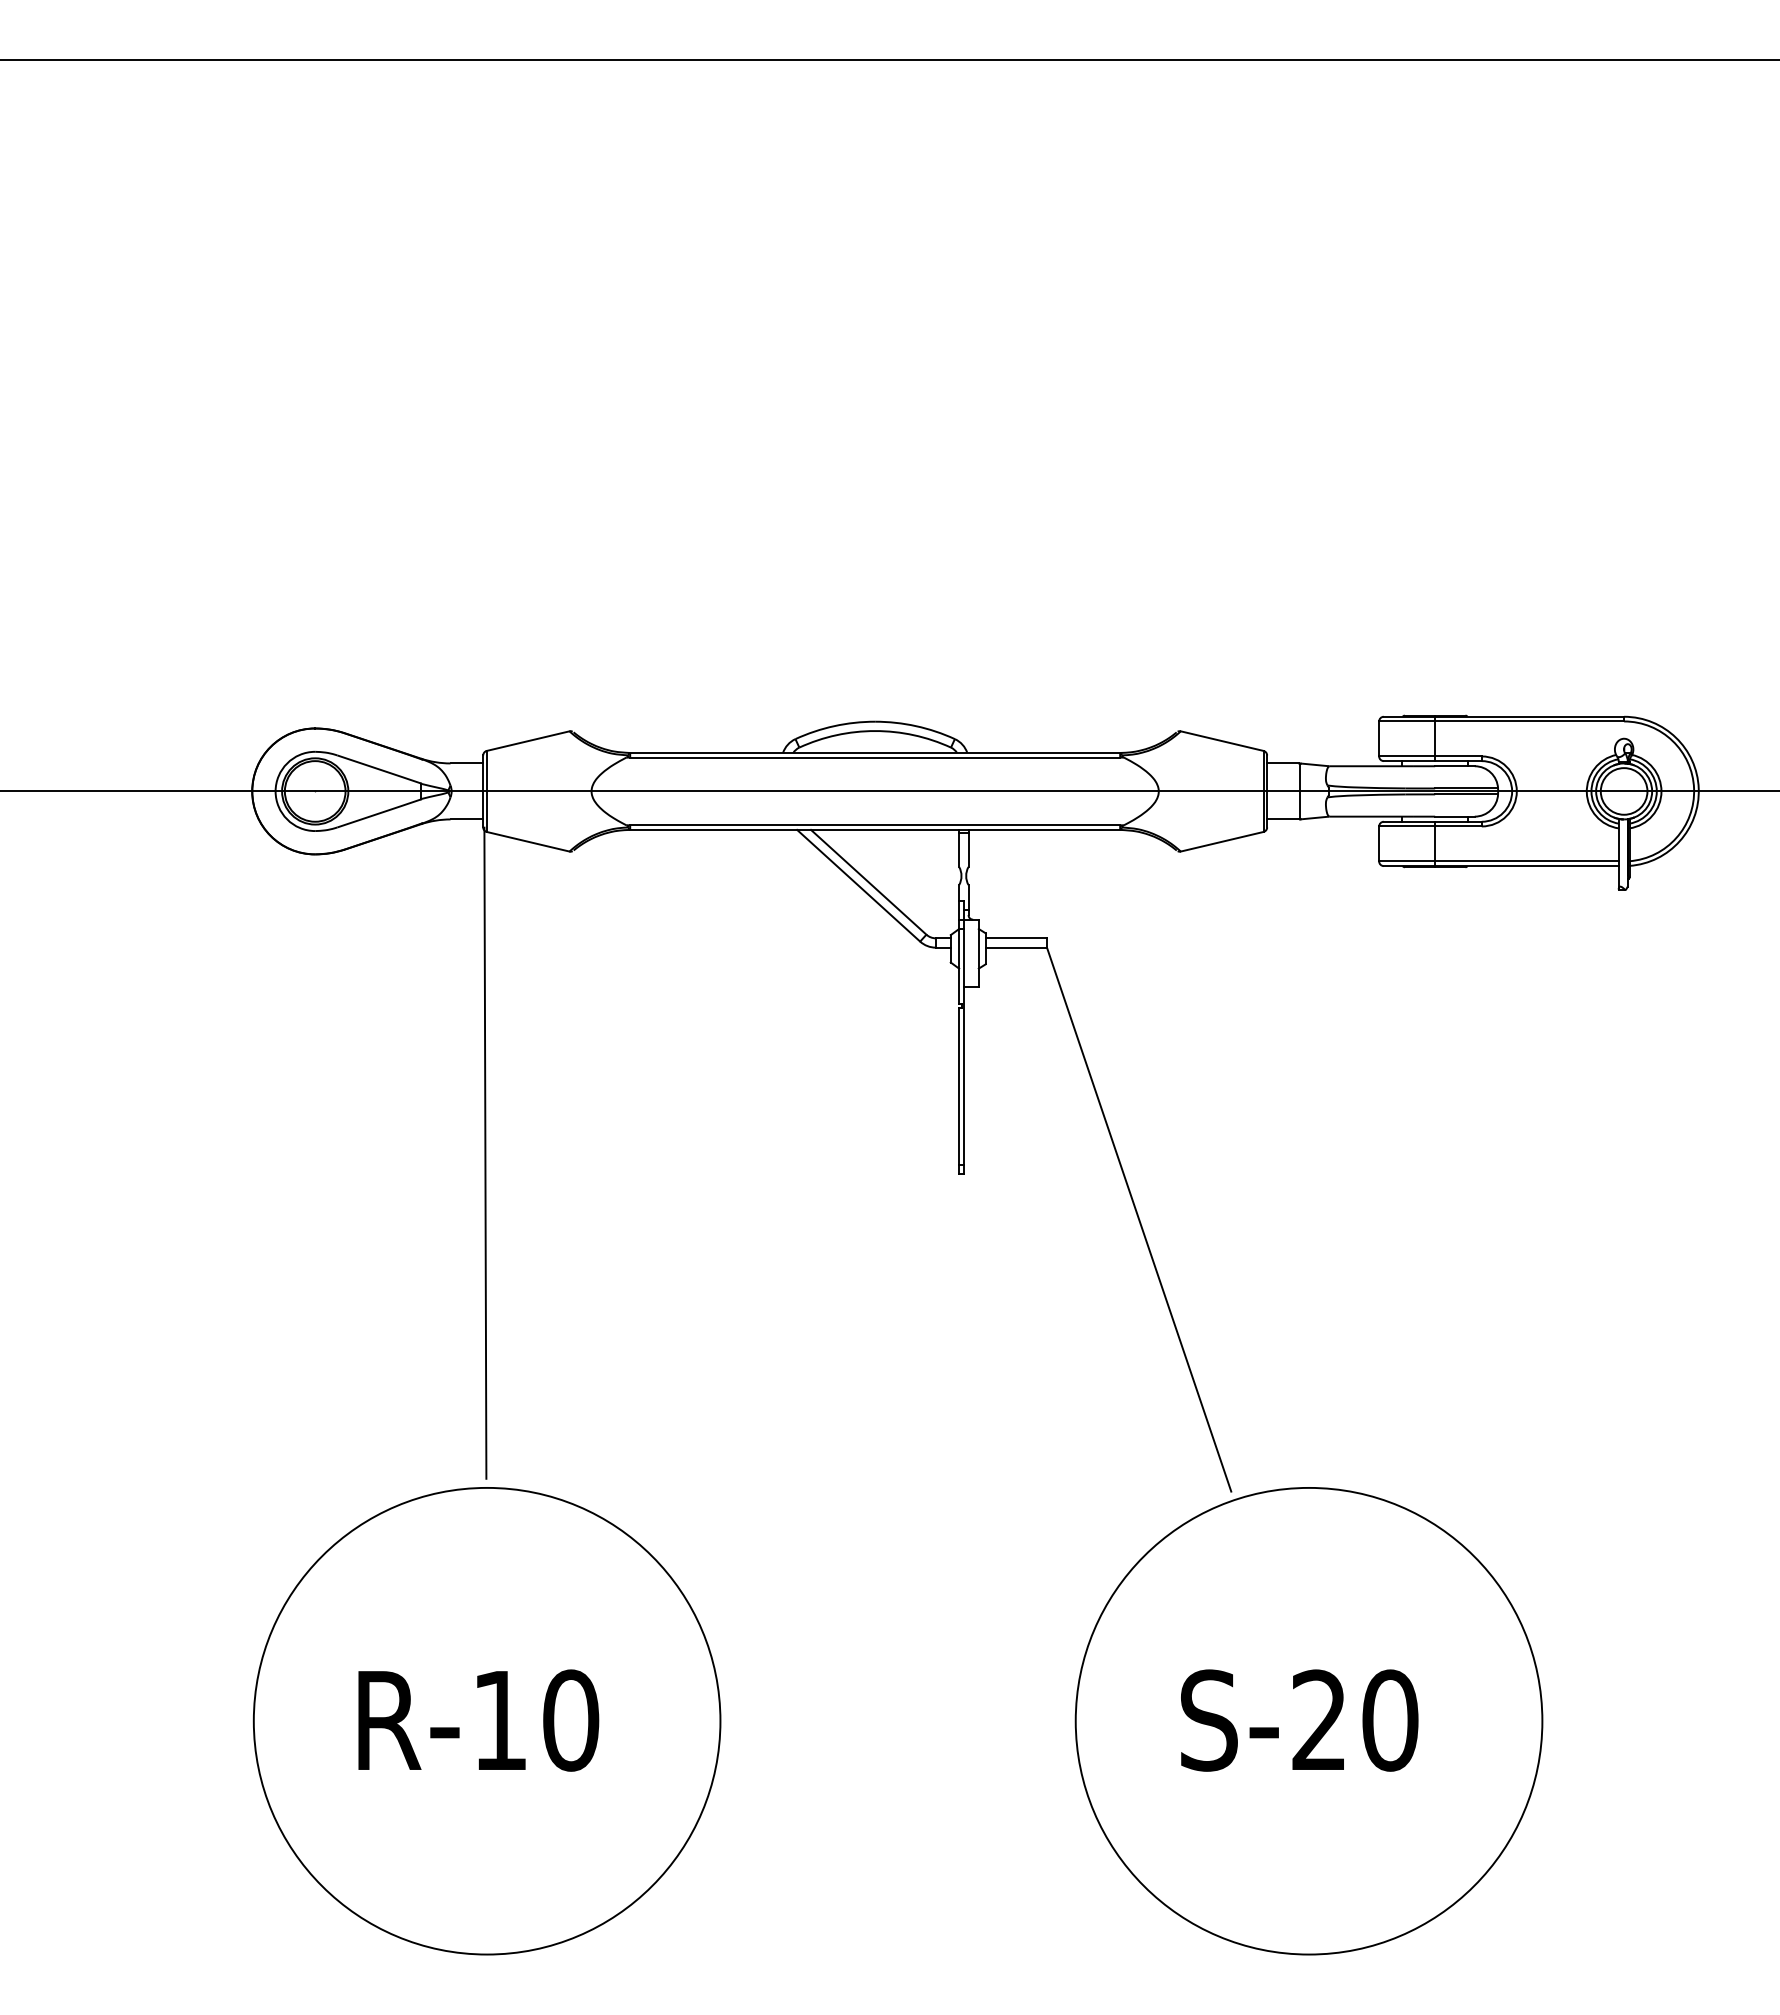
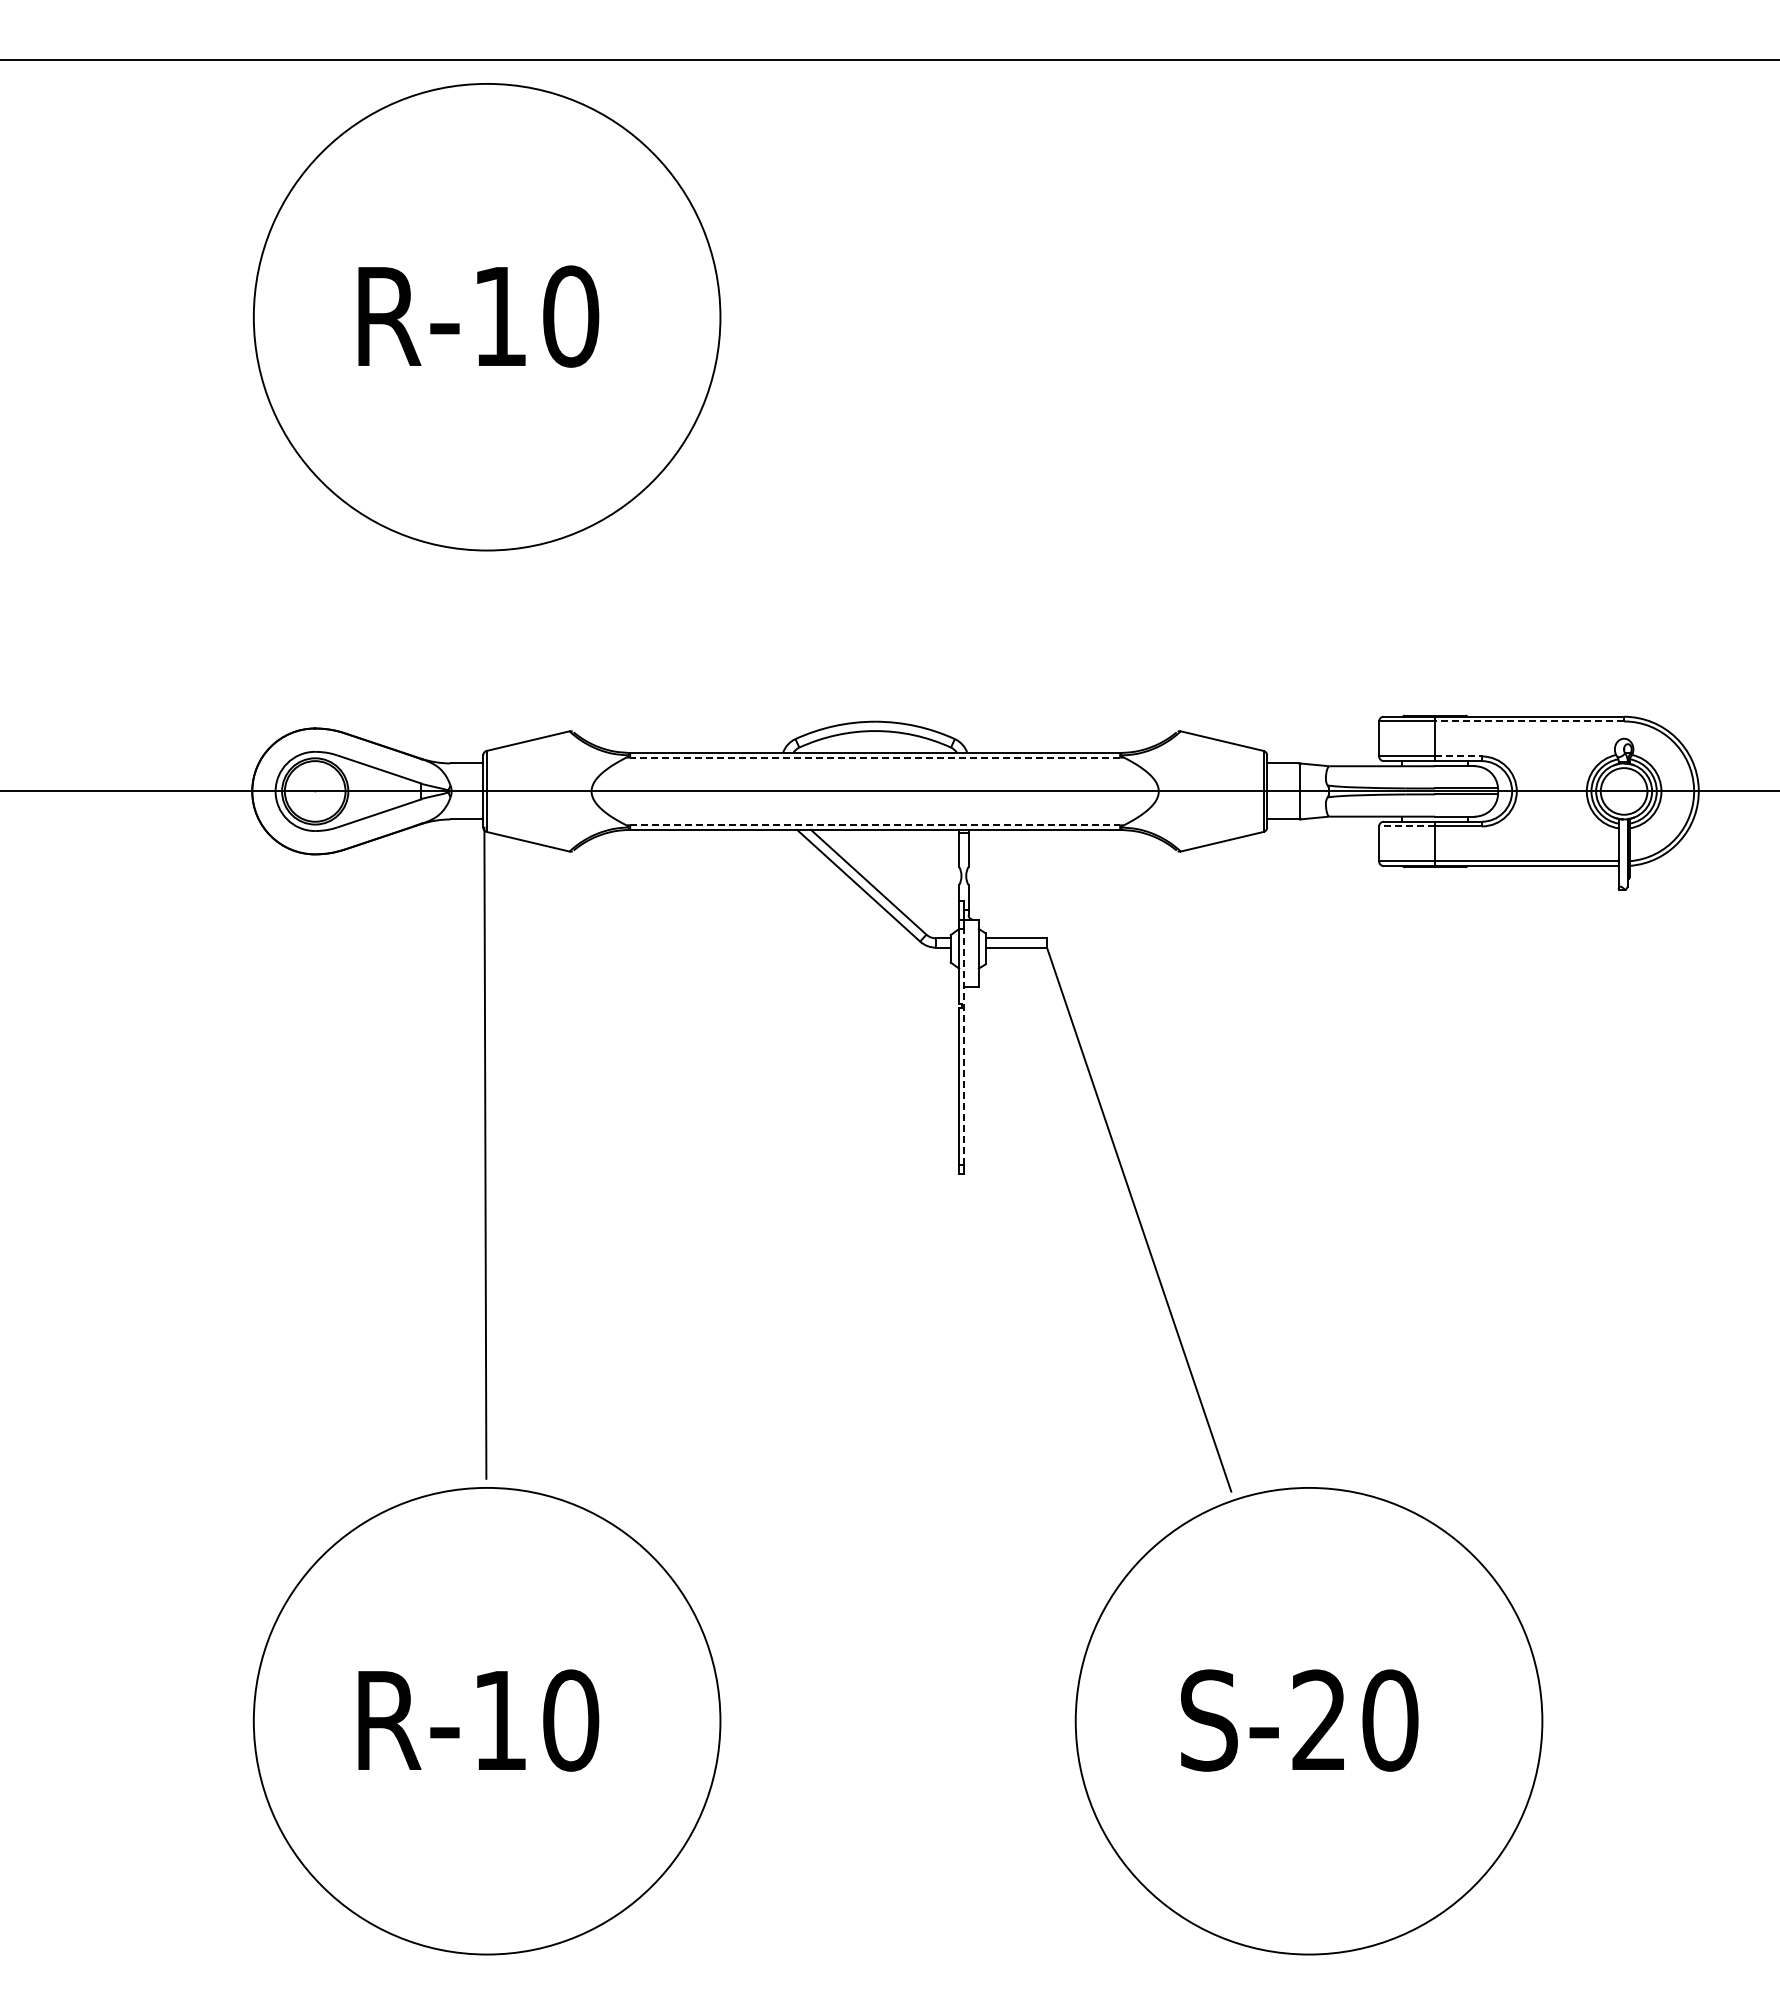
part: none -> present (486, 317)
line: solid -> dashed (1529, 721)
line: solid -> dashed (1458, 756)
line: solid -> dashed (875, 757)
line: solid -> dashed (875, 825)
line: solid -> dashed (1407, 826)
line: solid -> dashed (963, 1046)
